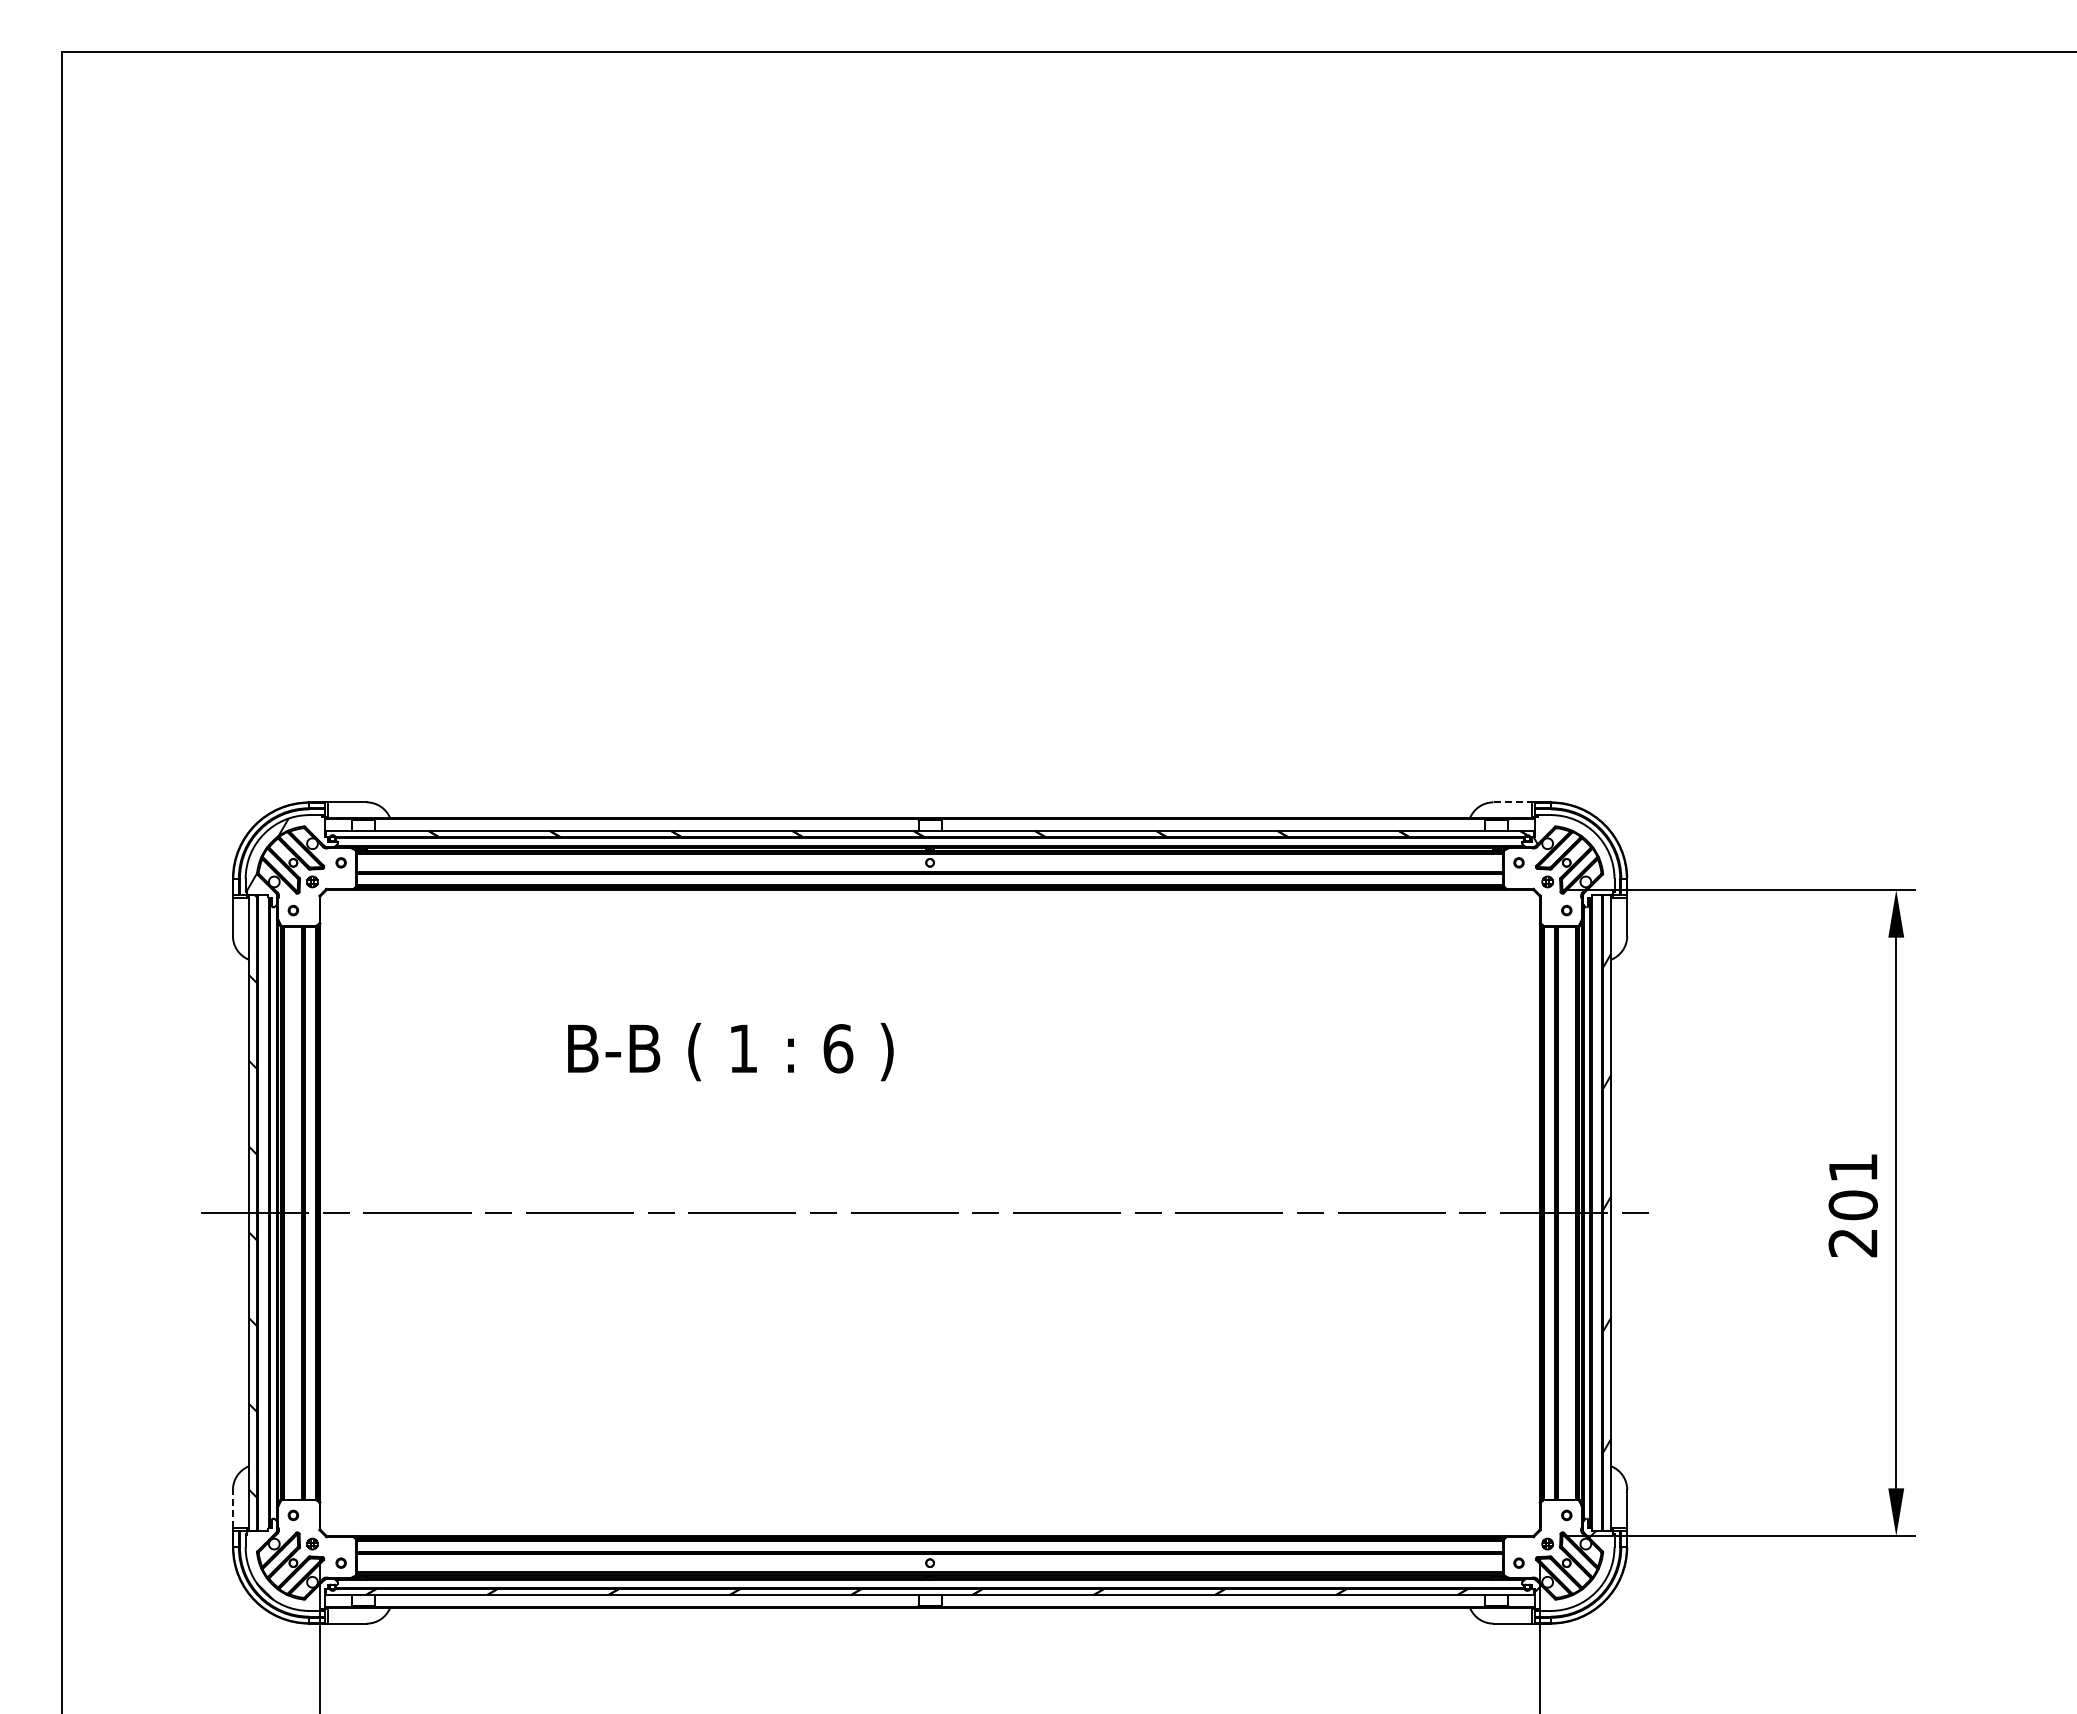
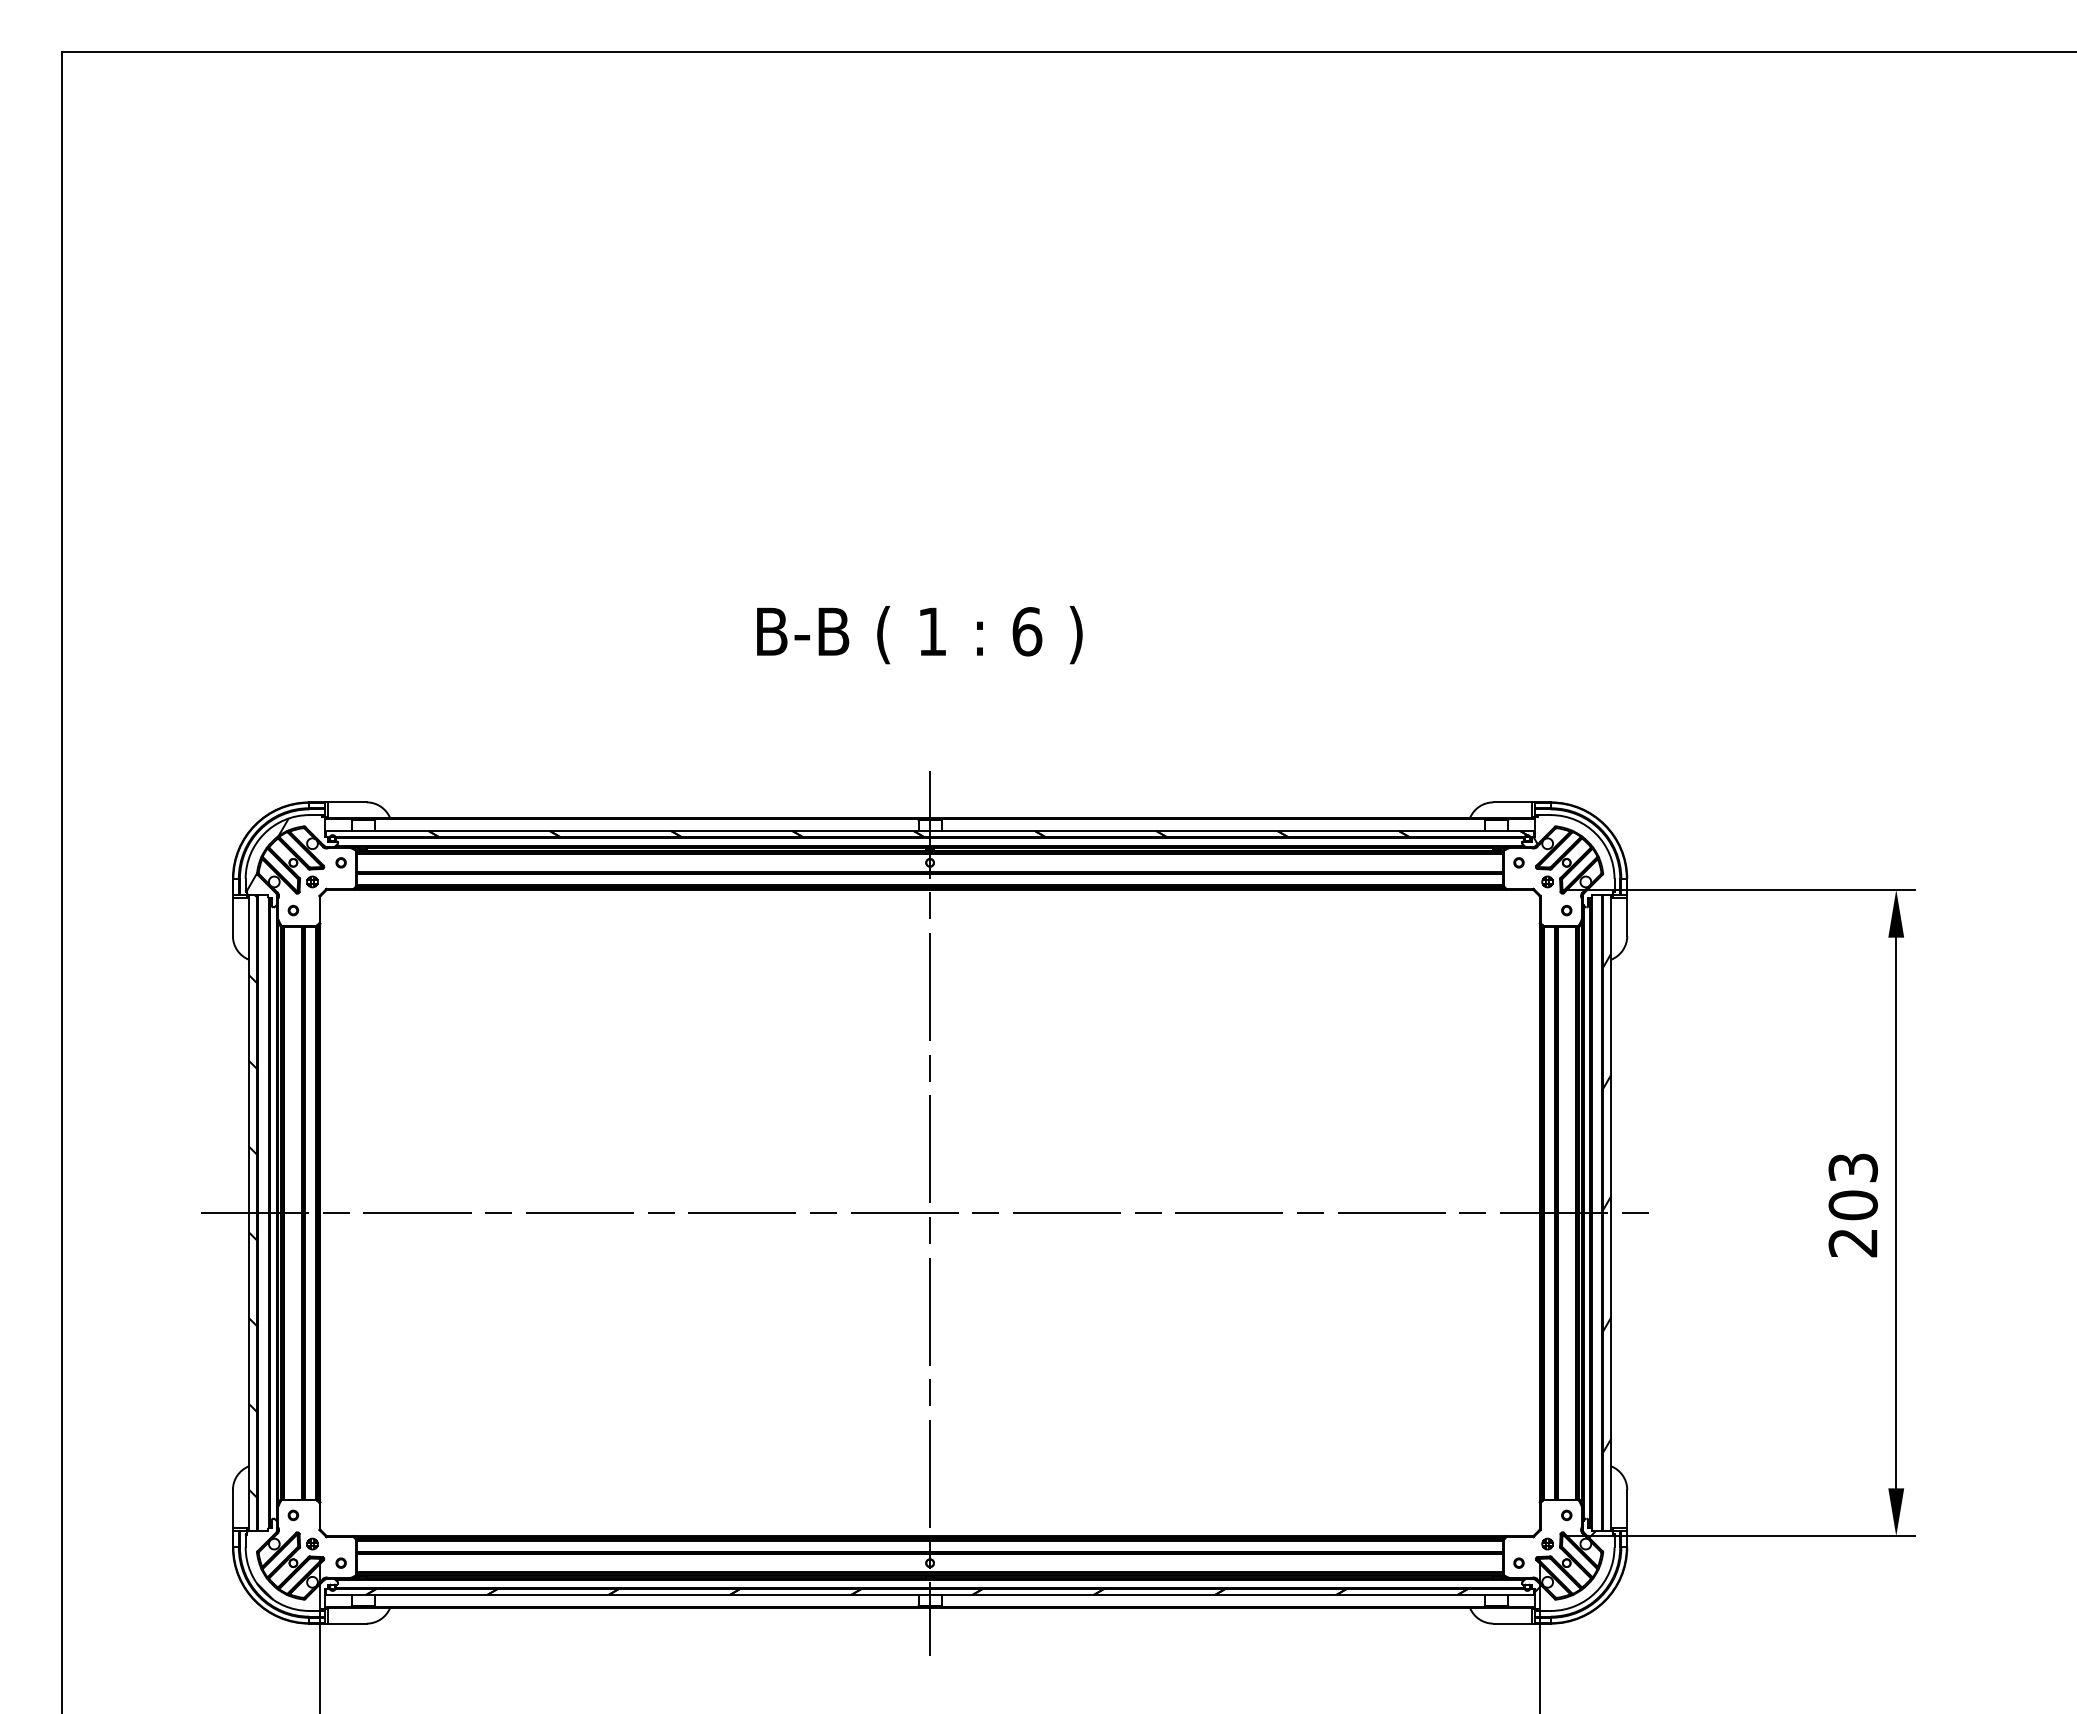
line: dashed -> solid (1513, 802)
text position: (730, 1052) -> (919, 635) (919, 635)
text: 201 -> 203 (1852, 1167)
line: none -> present (930, 1212)
line: dashed -> solid (232, 1508)
